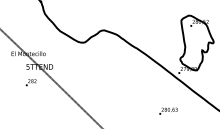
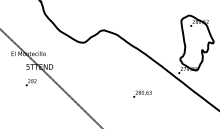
text position: (168, 110) -> (142, 93) (142, 93)
